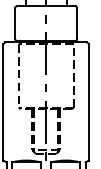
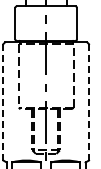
line: solid -> dashed (3, 102)
line: solid -> dashed (89, 102)
